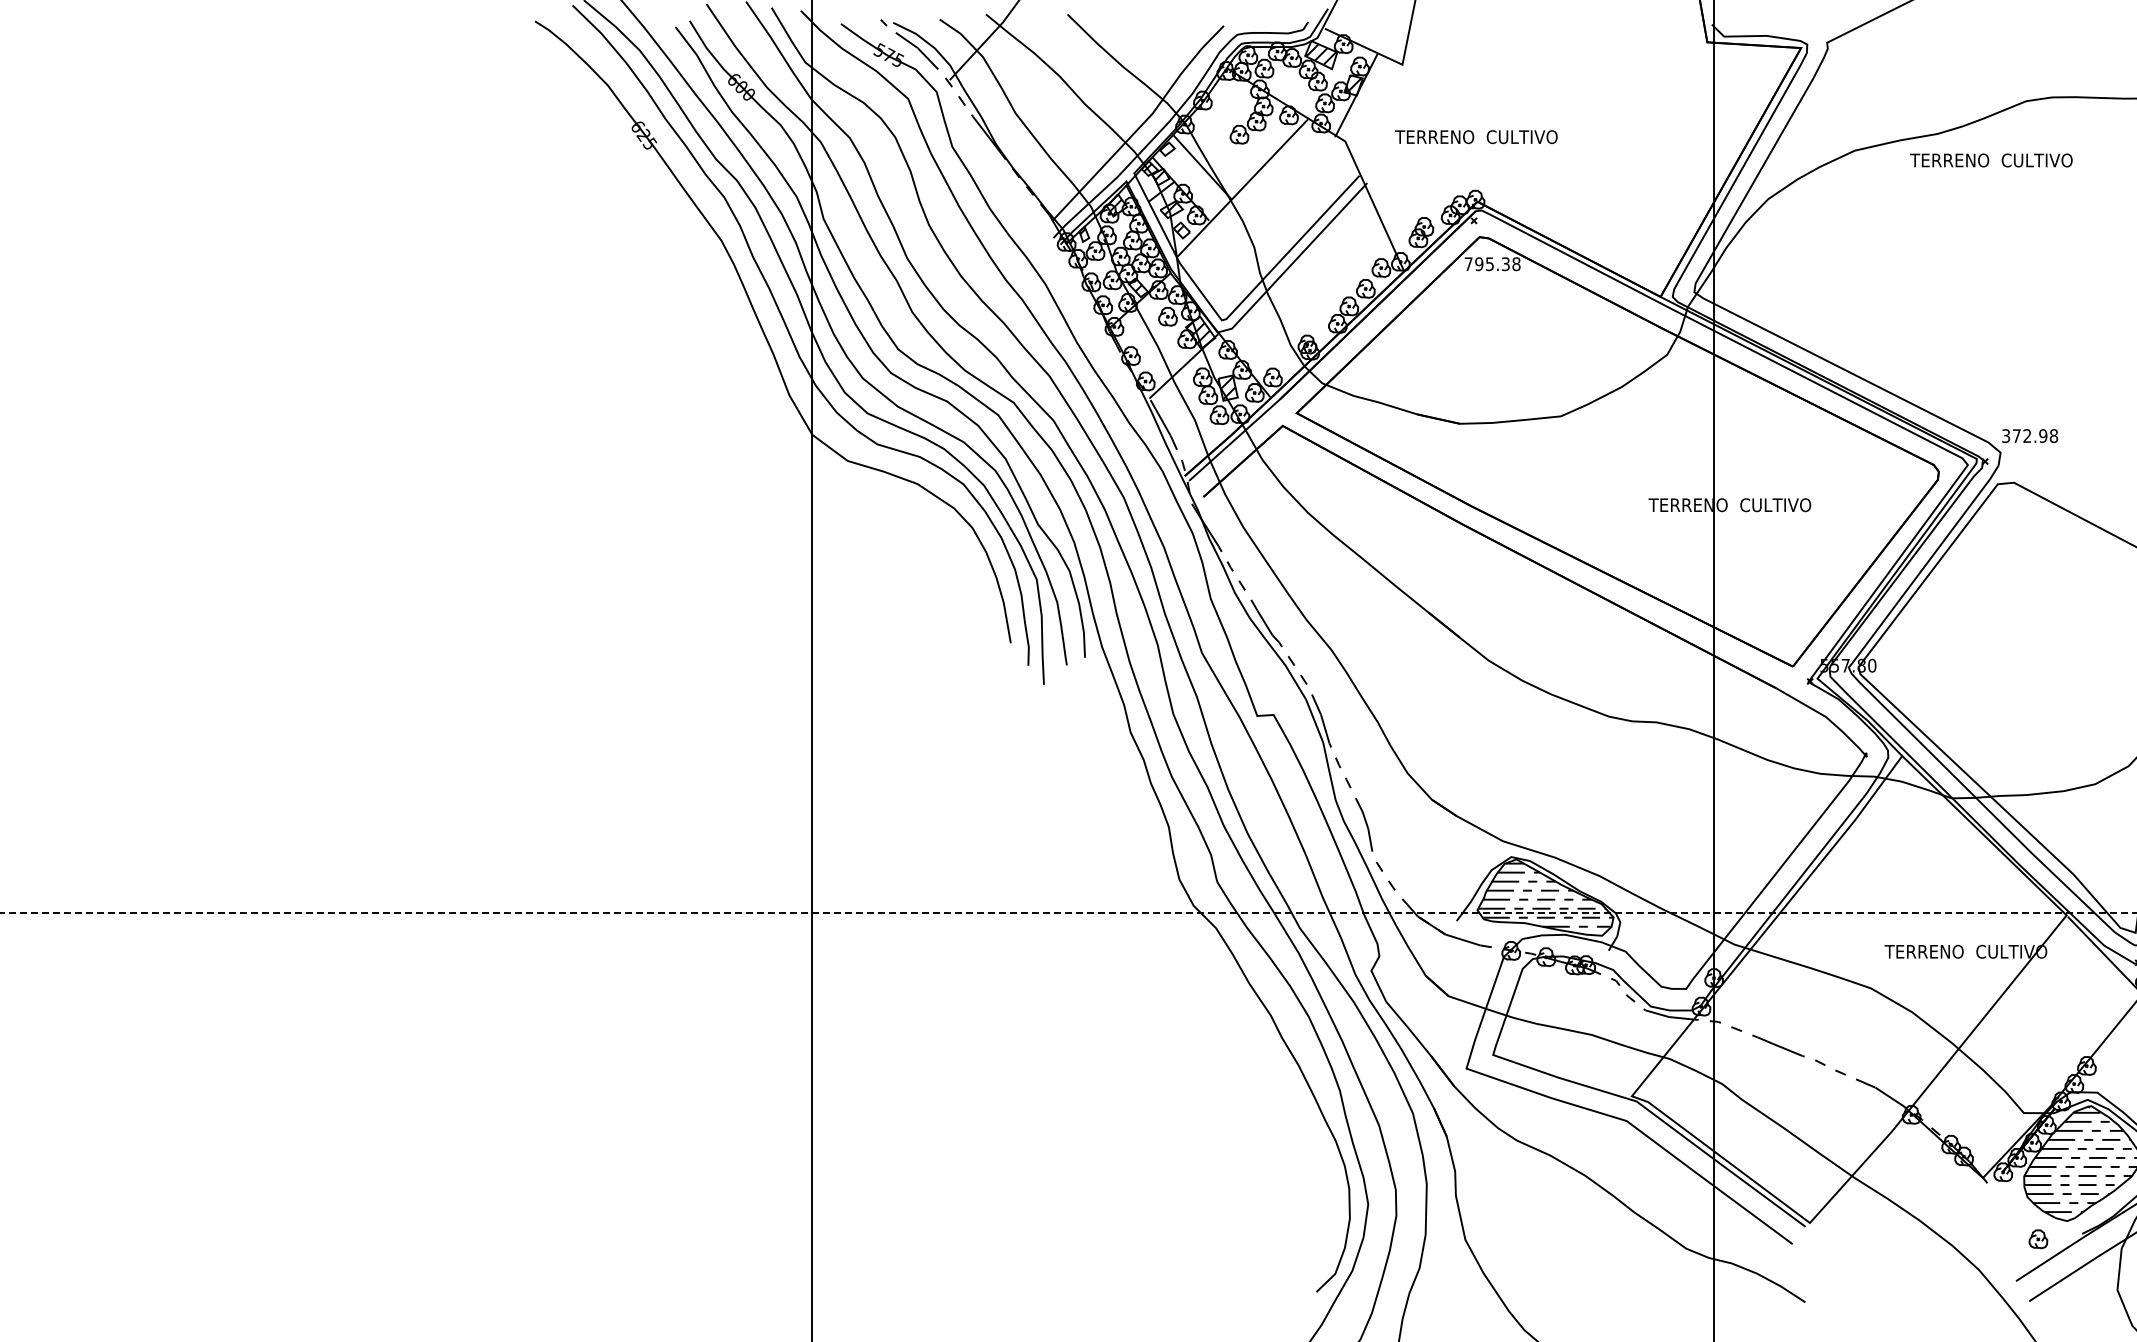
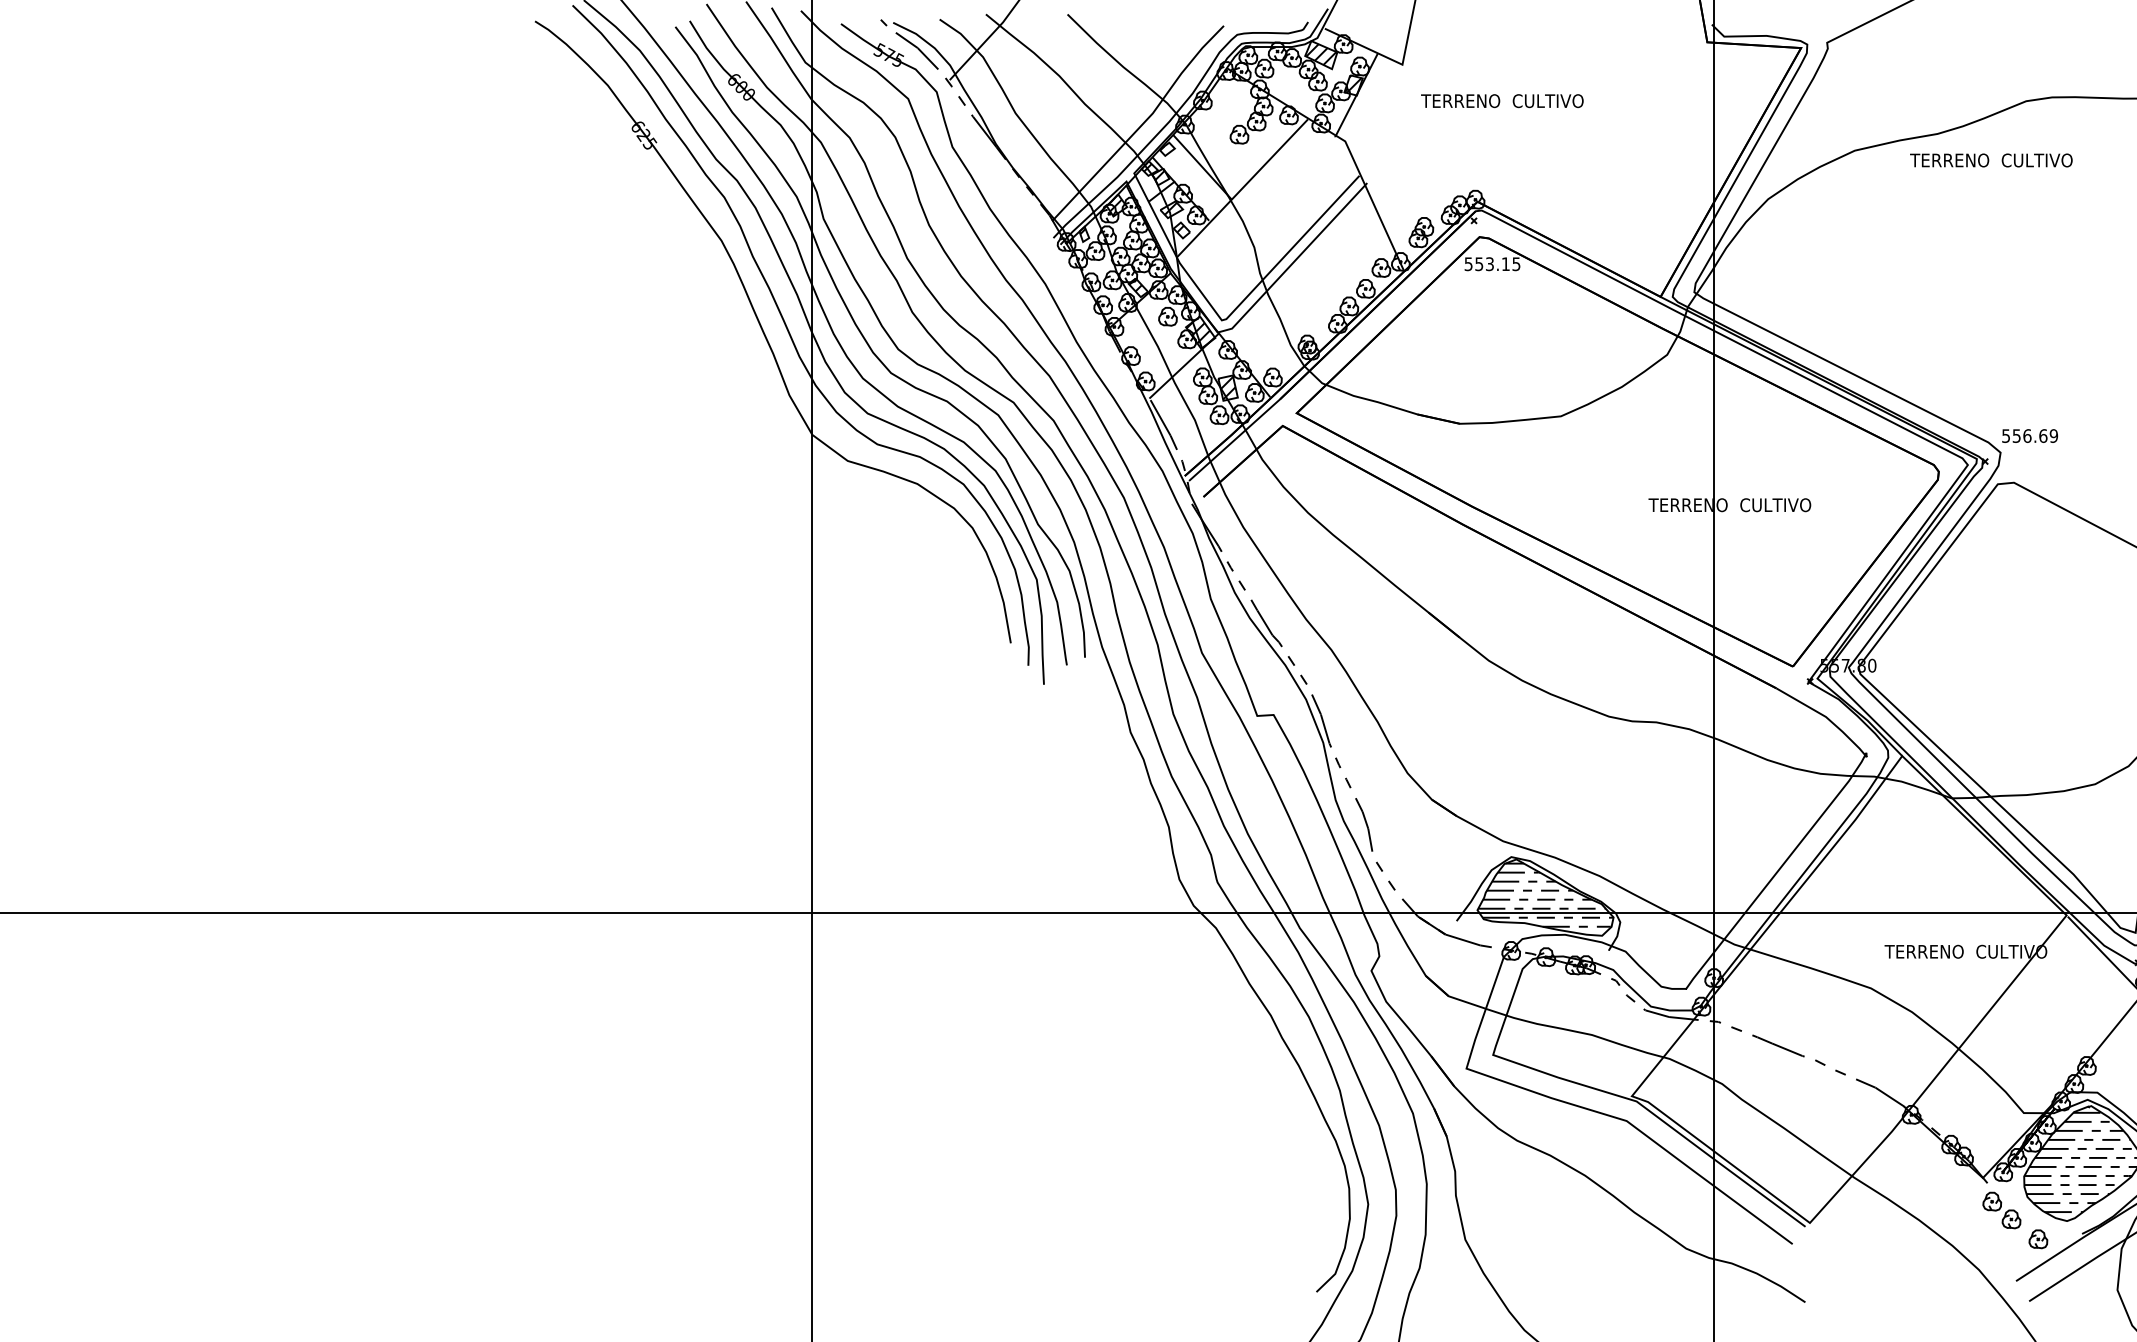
text position: (1476, 137) -> (1502, 101) (1502, 101)
text: 795.38 -> 553.15 (1492, 264)
text: 372.98 -> 556.69 (2030, 435)
line: dashed -> solid (1068, 913)
part: none -> present (2001, 1210)
